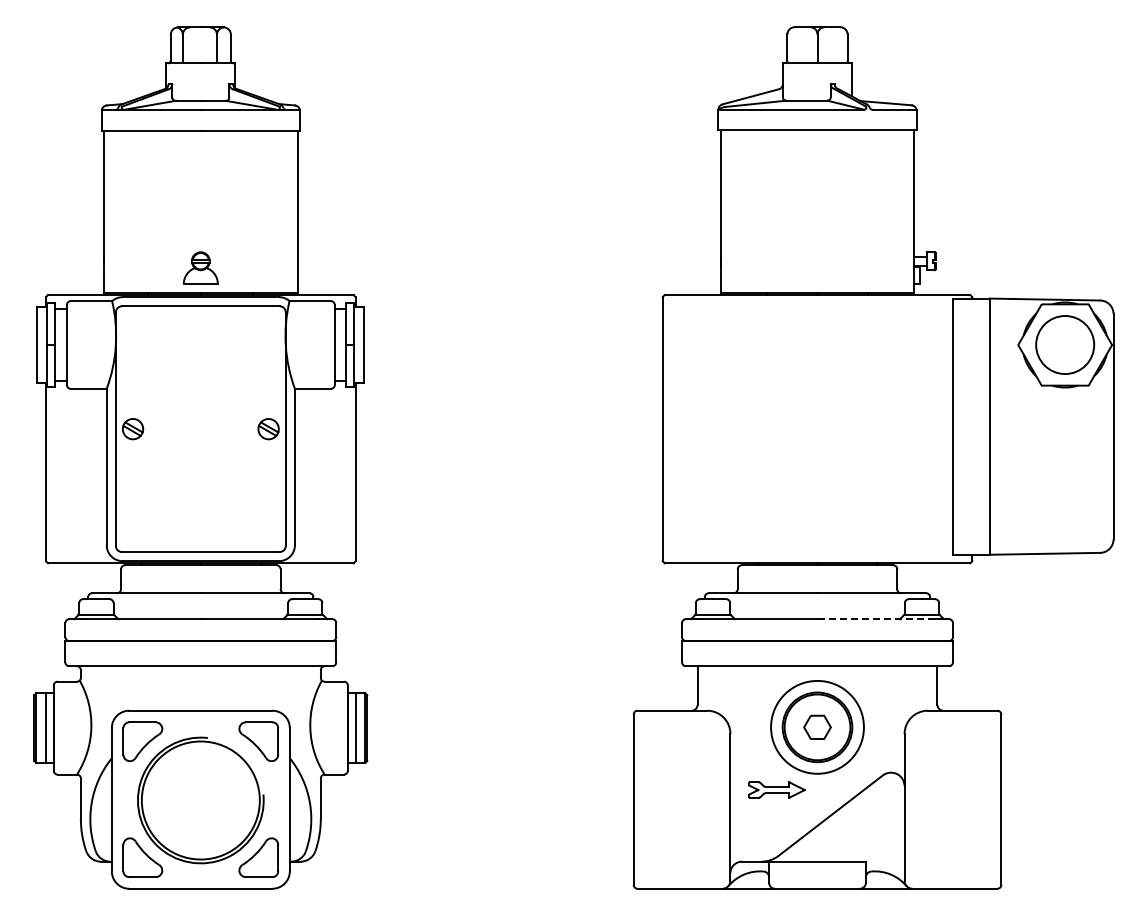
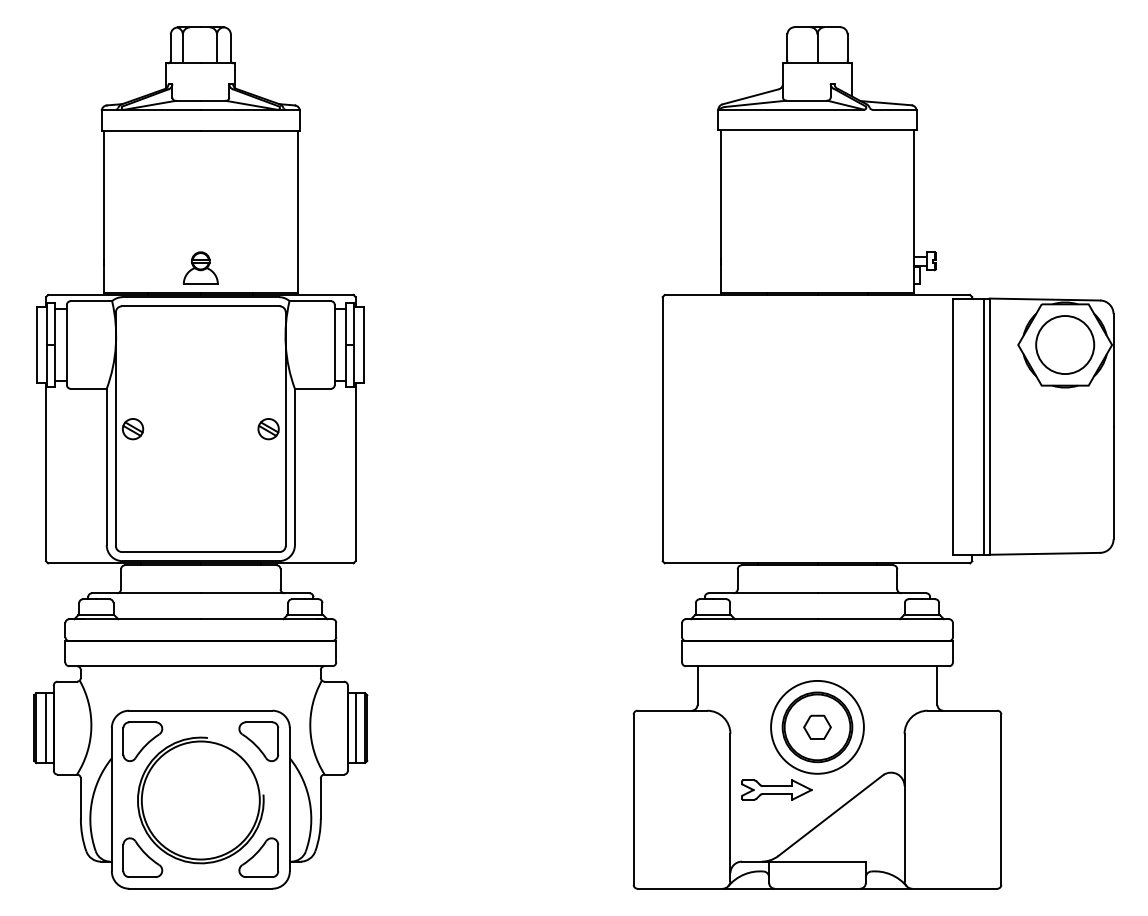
line: none -> present (983, 426)
line: dashed -> solid (883, 619)
part size: 58x18 px -> 72x22 px (776, 789)
